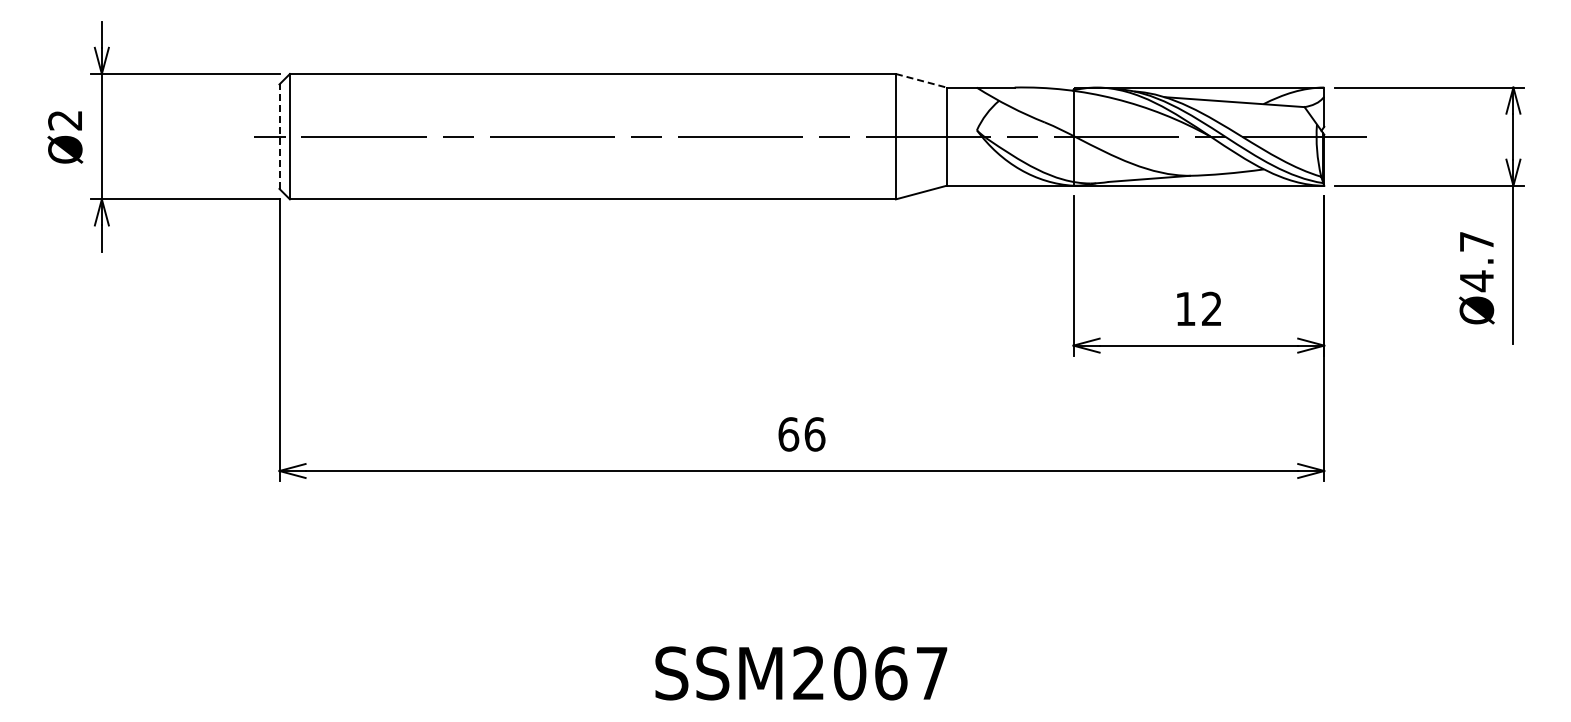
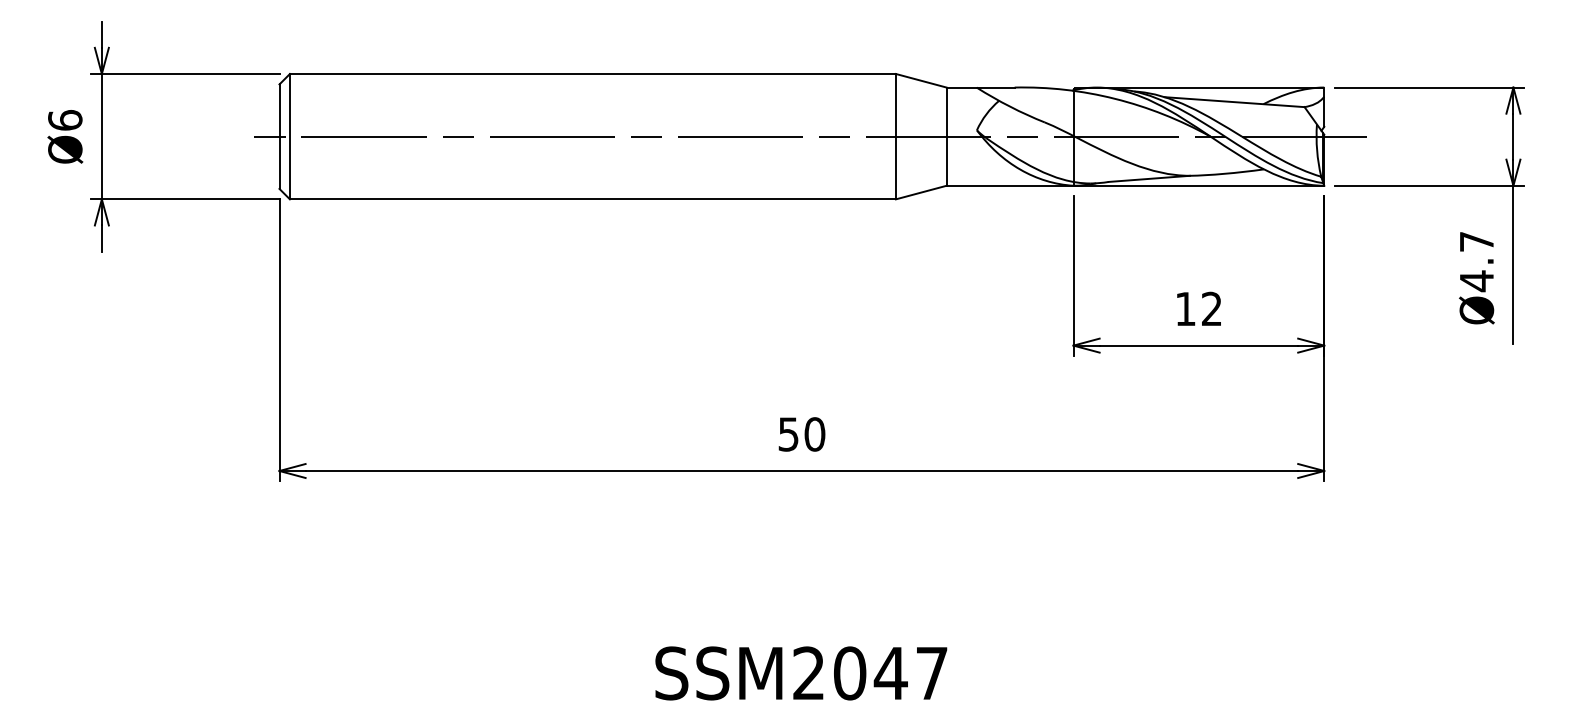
line: dashed -> solid (921, 80)
text: Ø2 -> Ø6 (65, 120)
line: dashed -> solid (279, 136)
text: 66 -> 50 (801, 434)
text: SSM2067 -> SSM2047 (890, 673)
